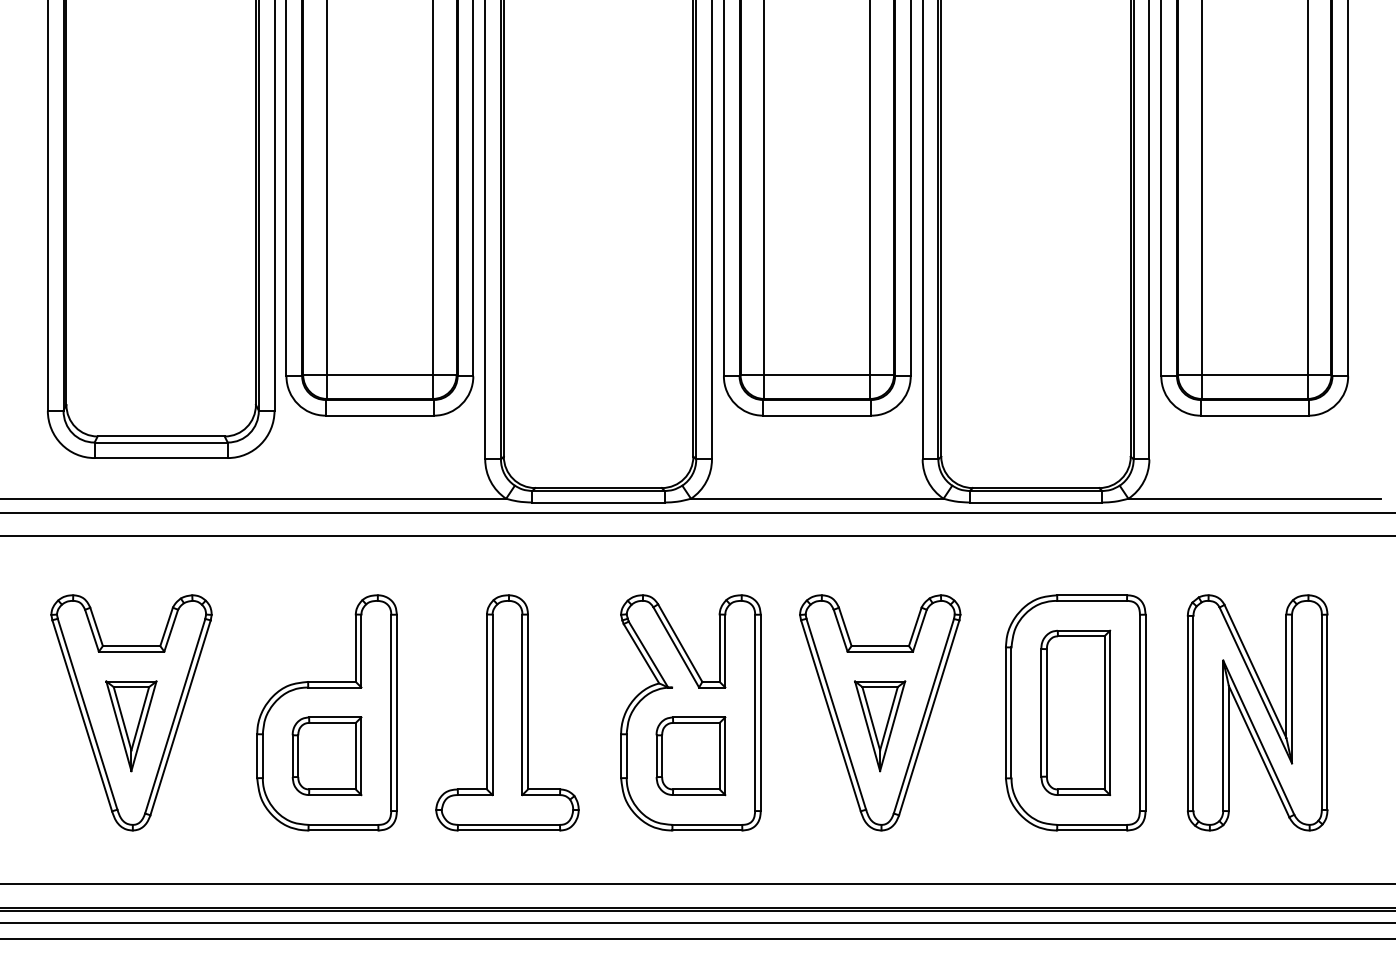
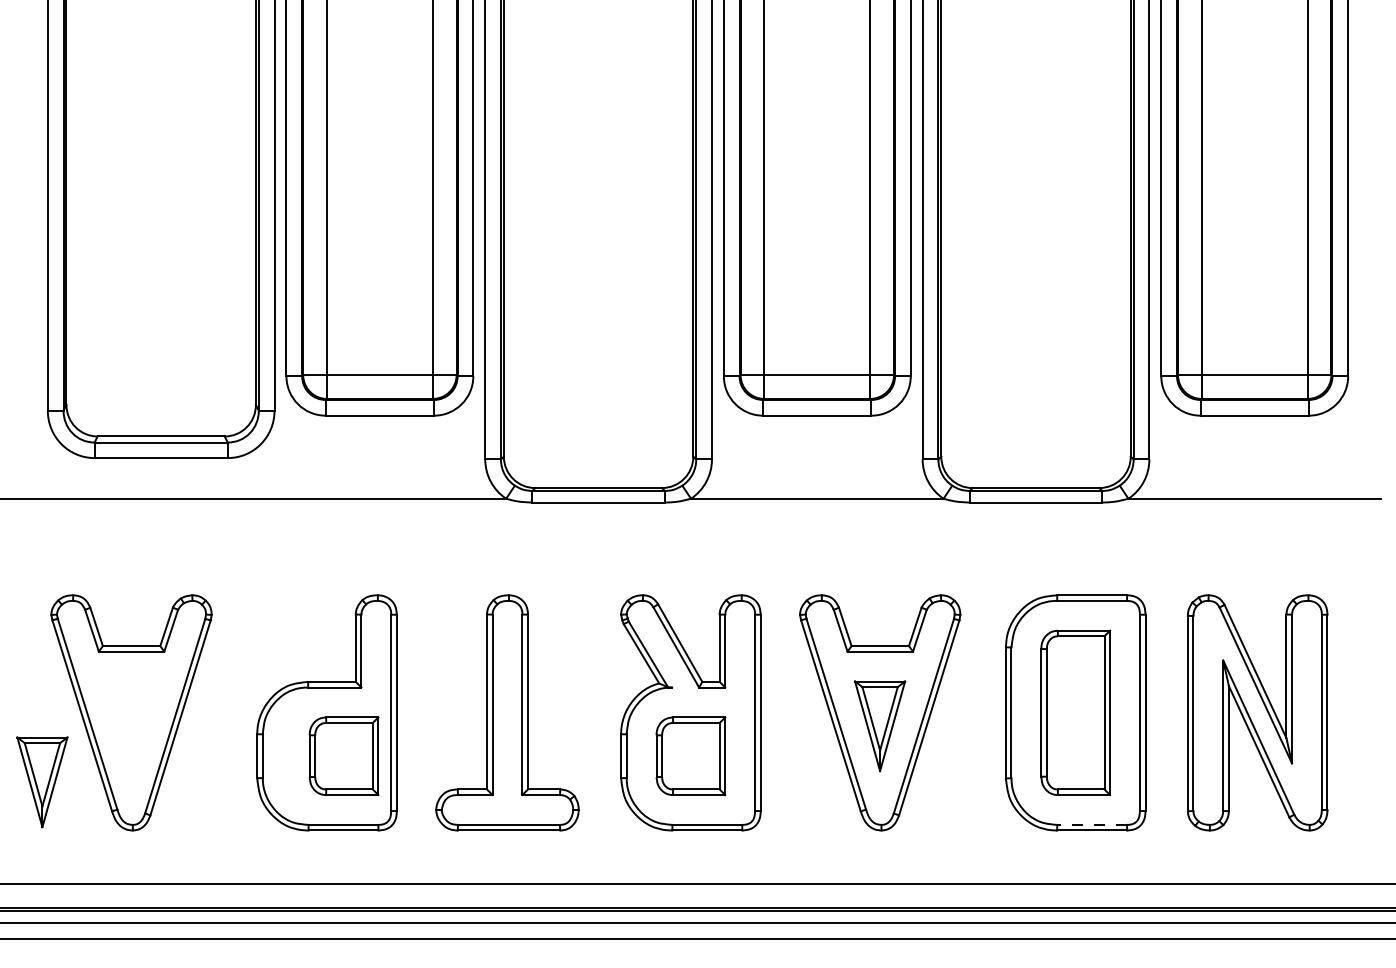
line: present -> none (697, 512)
line: present -> none (697, 536)
part position: (131, 726) -> (42, 782) (42, 782)
part position: (326, 756) -> (343, 756) (343, 756)
line: solid -> dashed (1092, 824)
